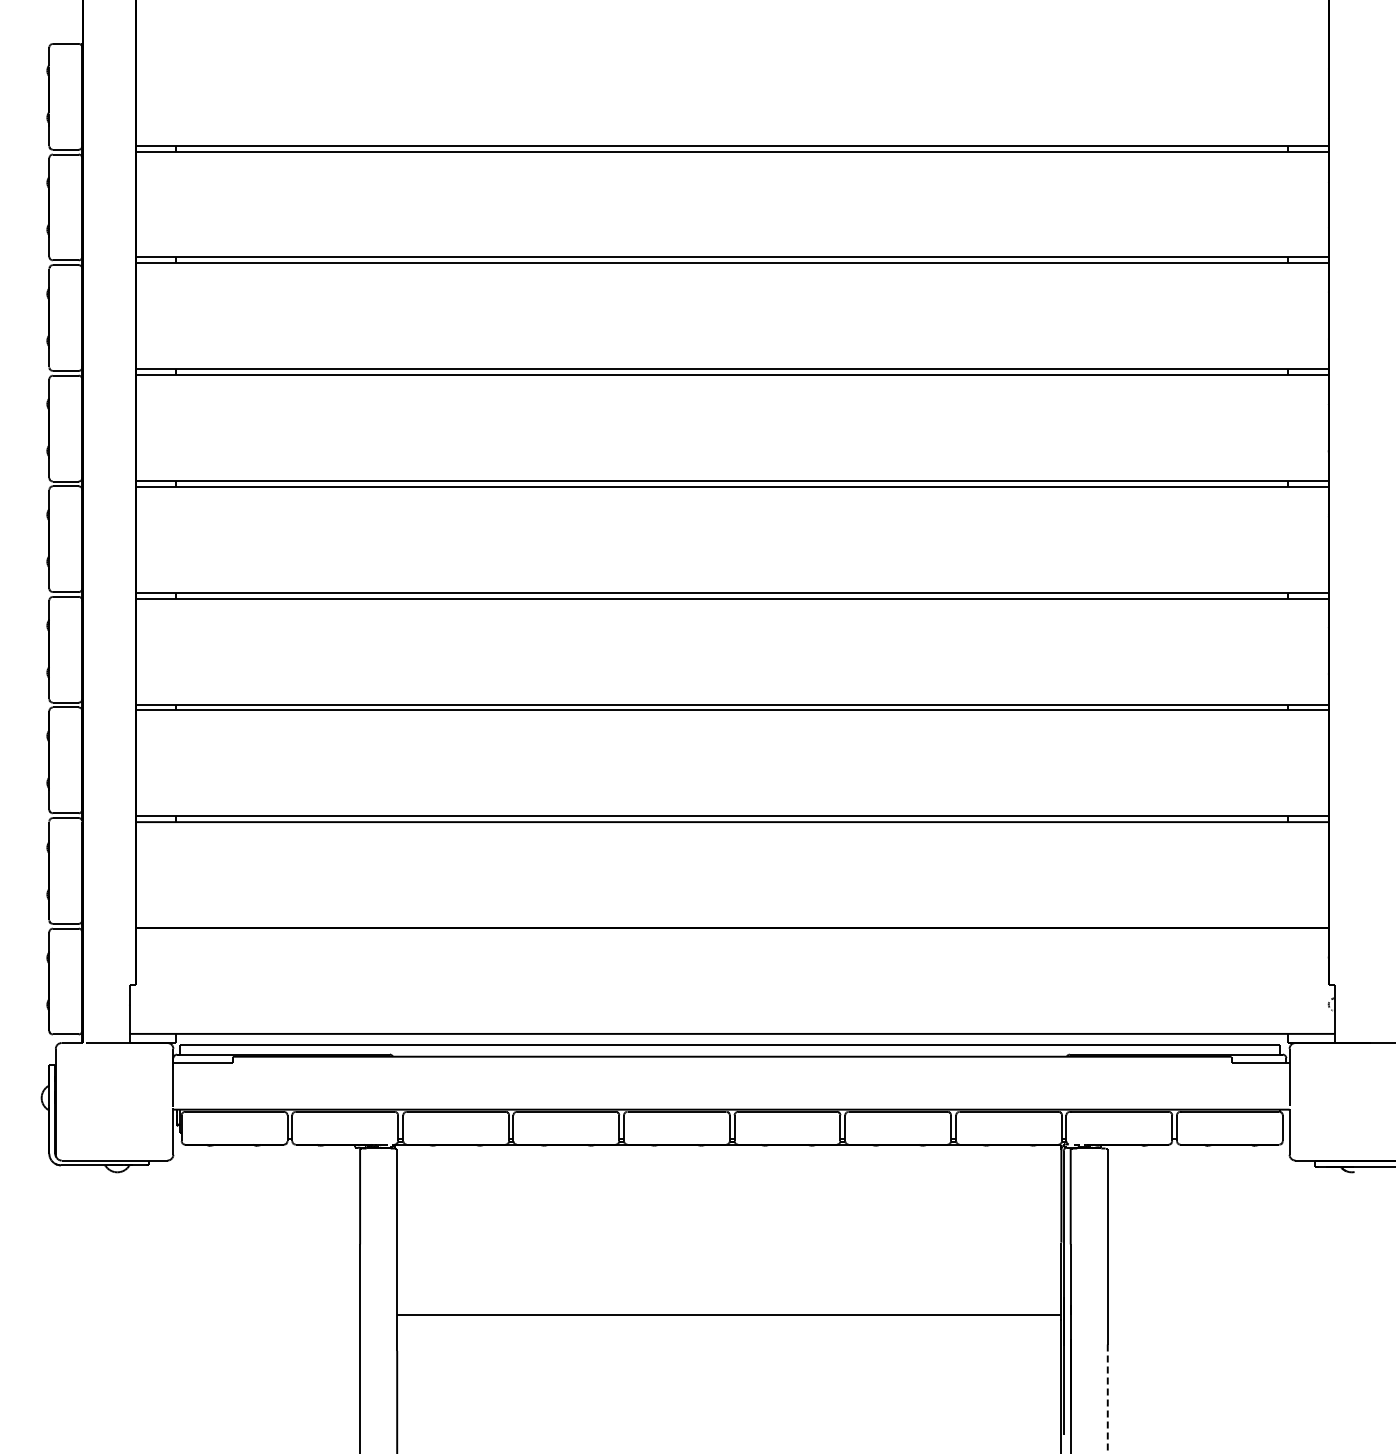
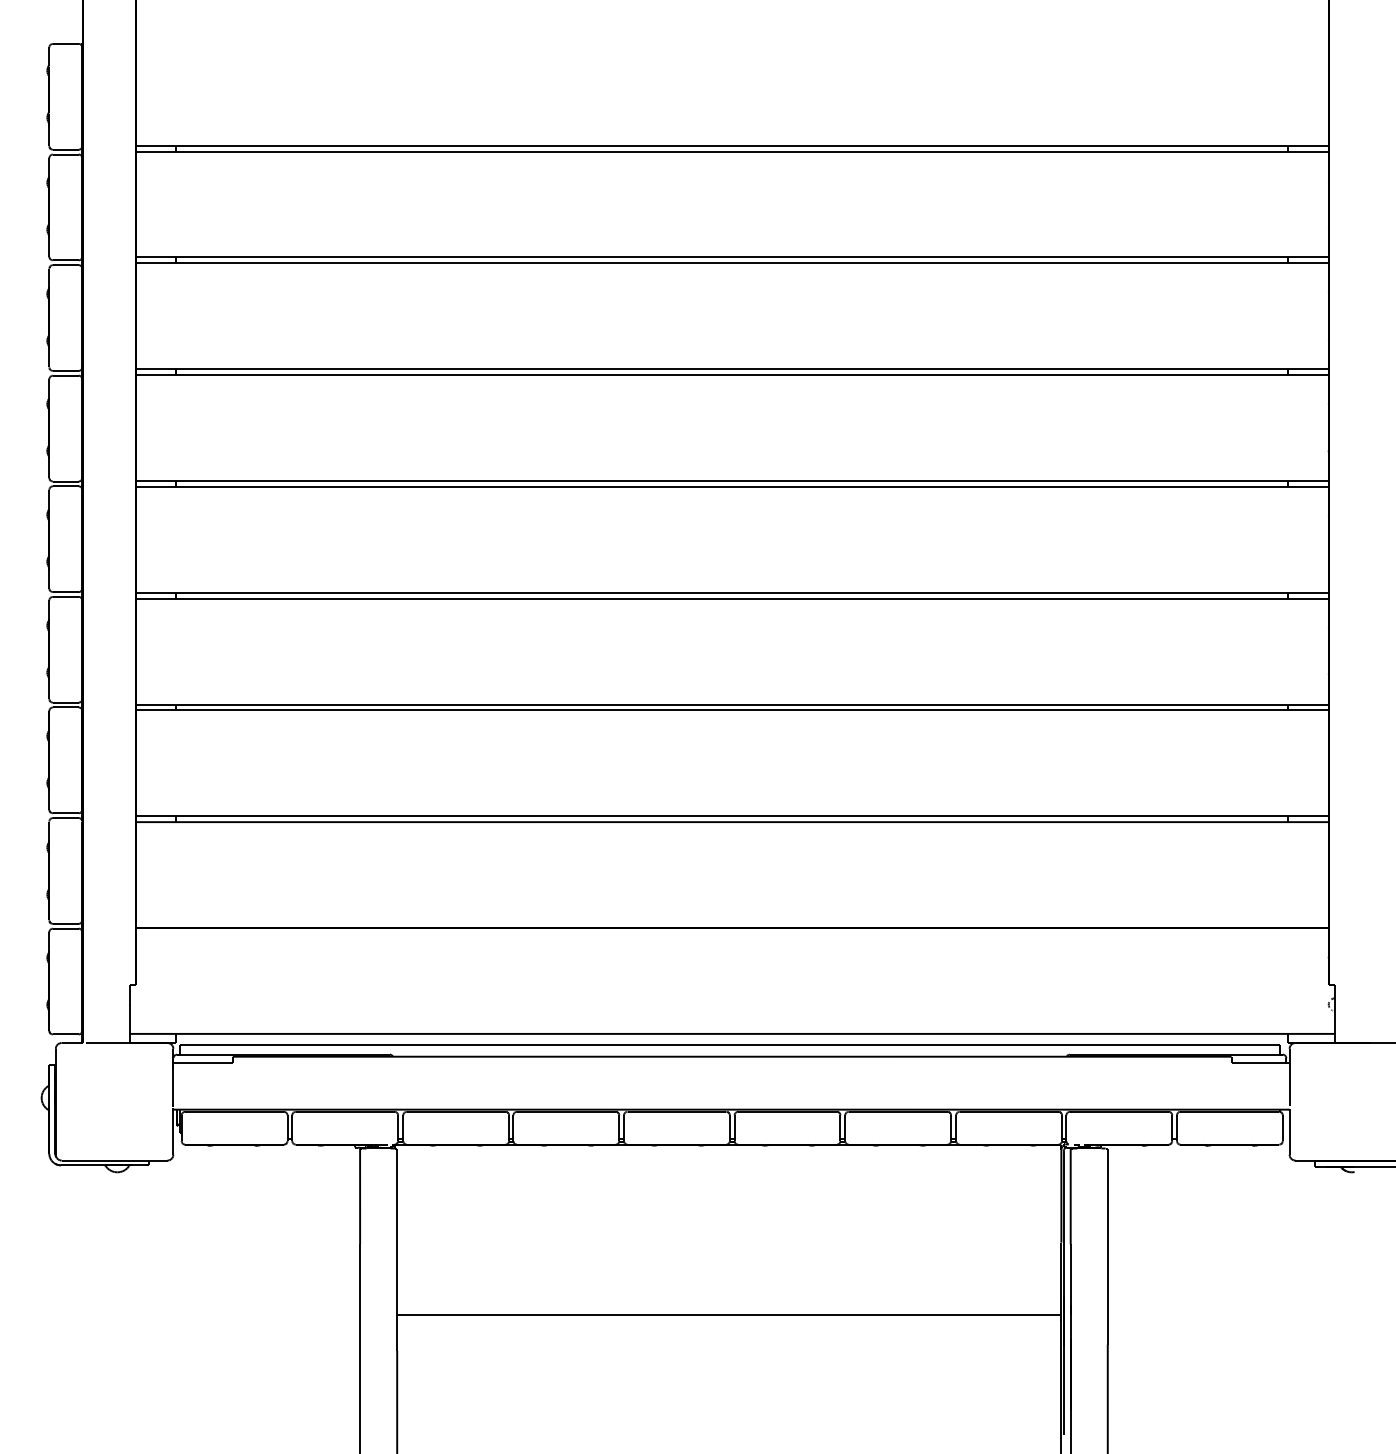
line: dashed -> solid (1107, 1399)
